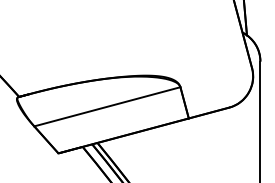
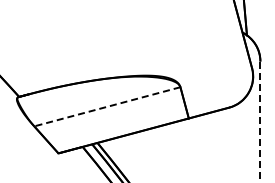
line: solid -> dashed (107, 106)
line: solid -> dashed (260, 122)
